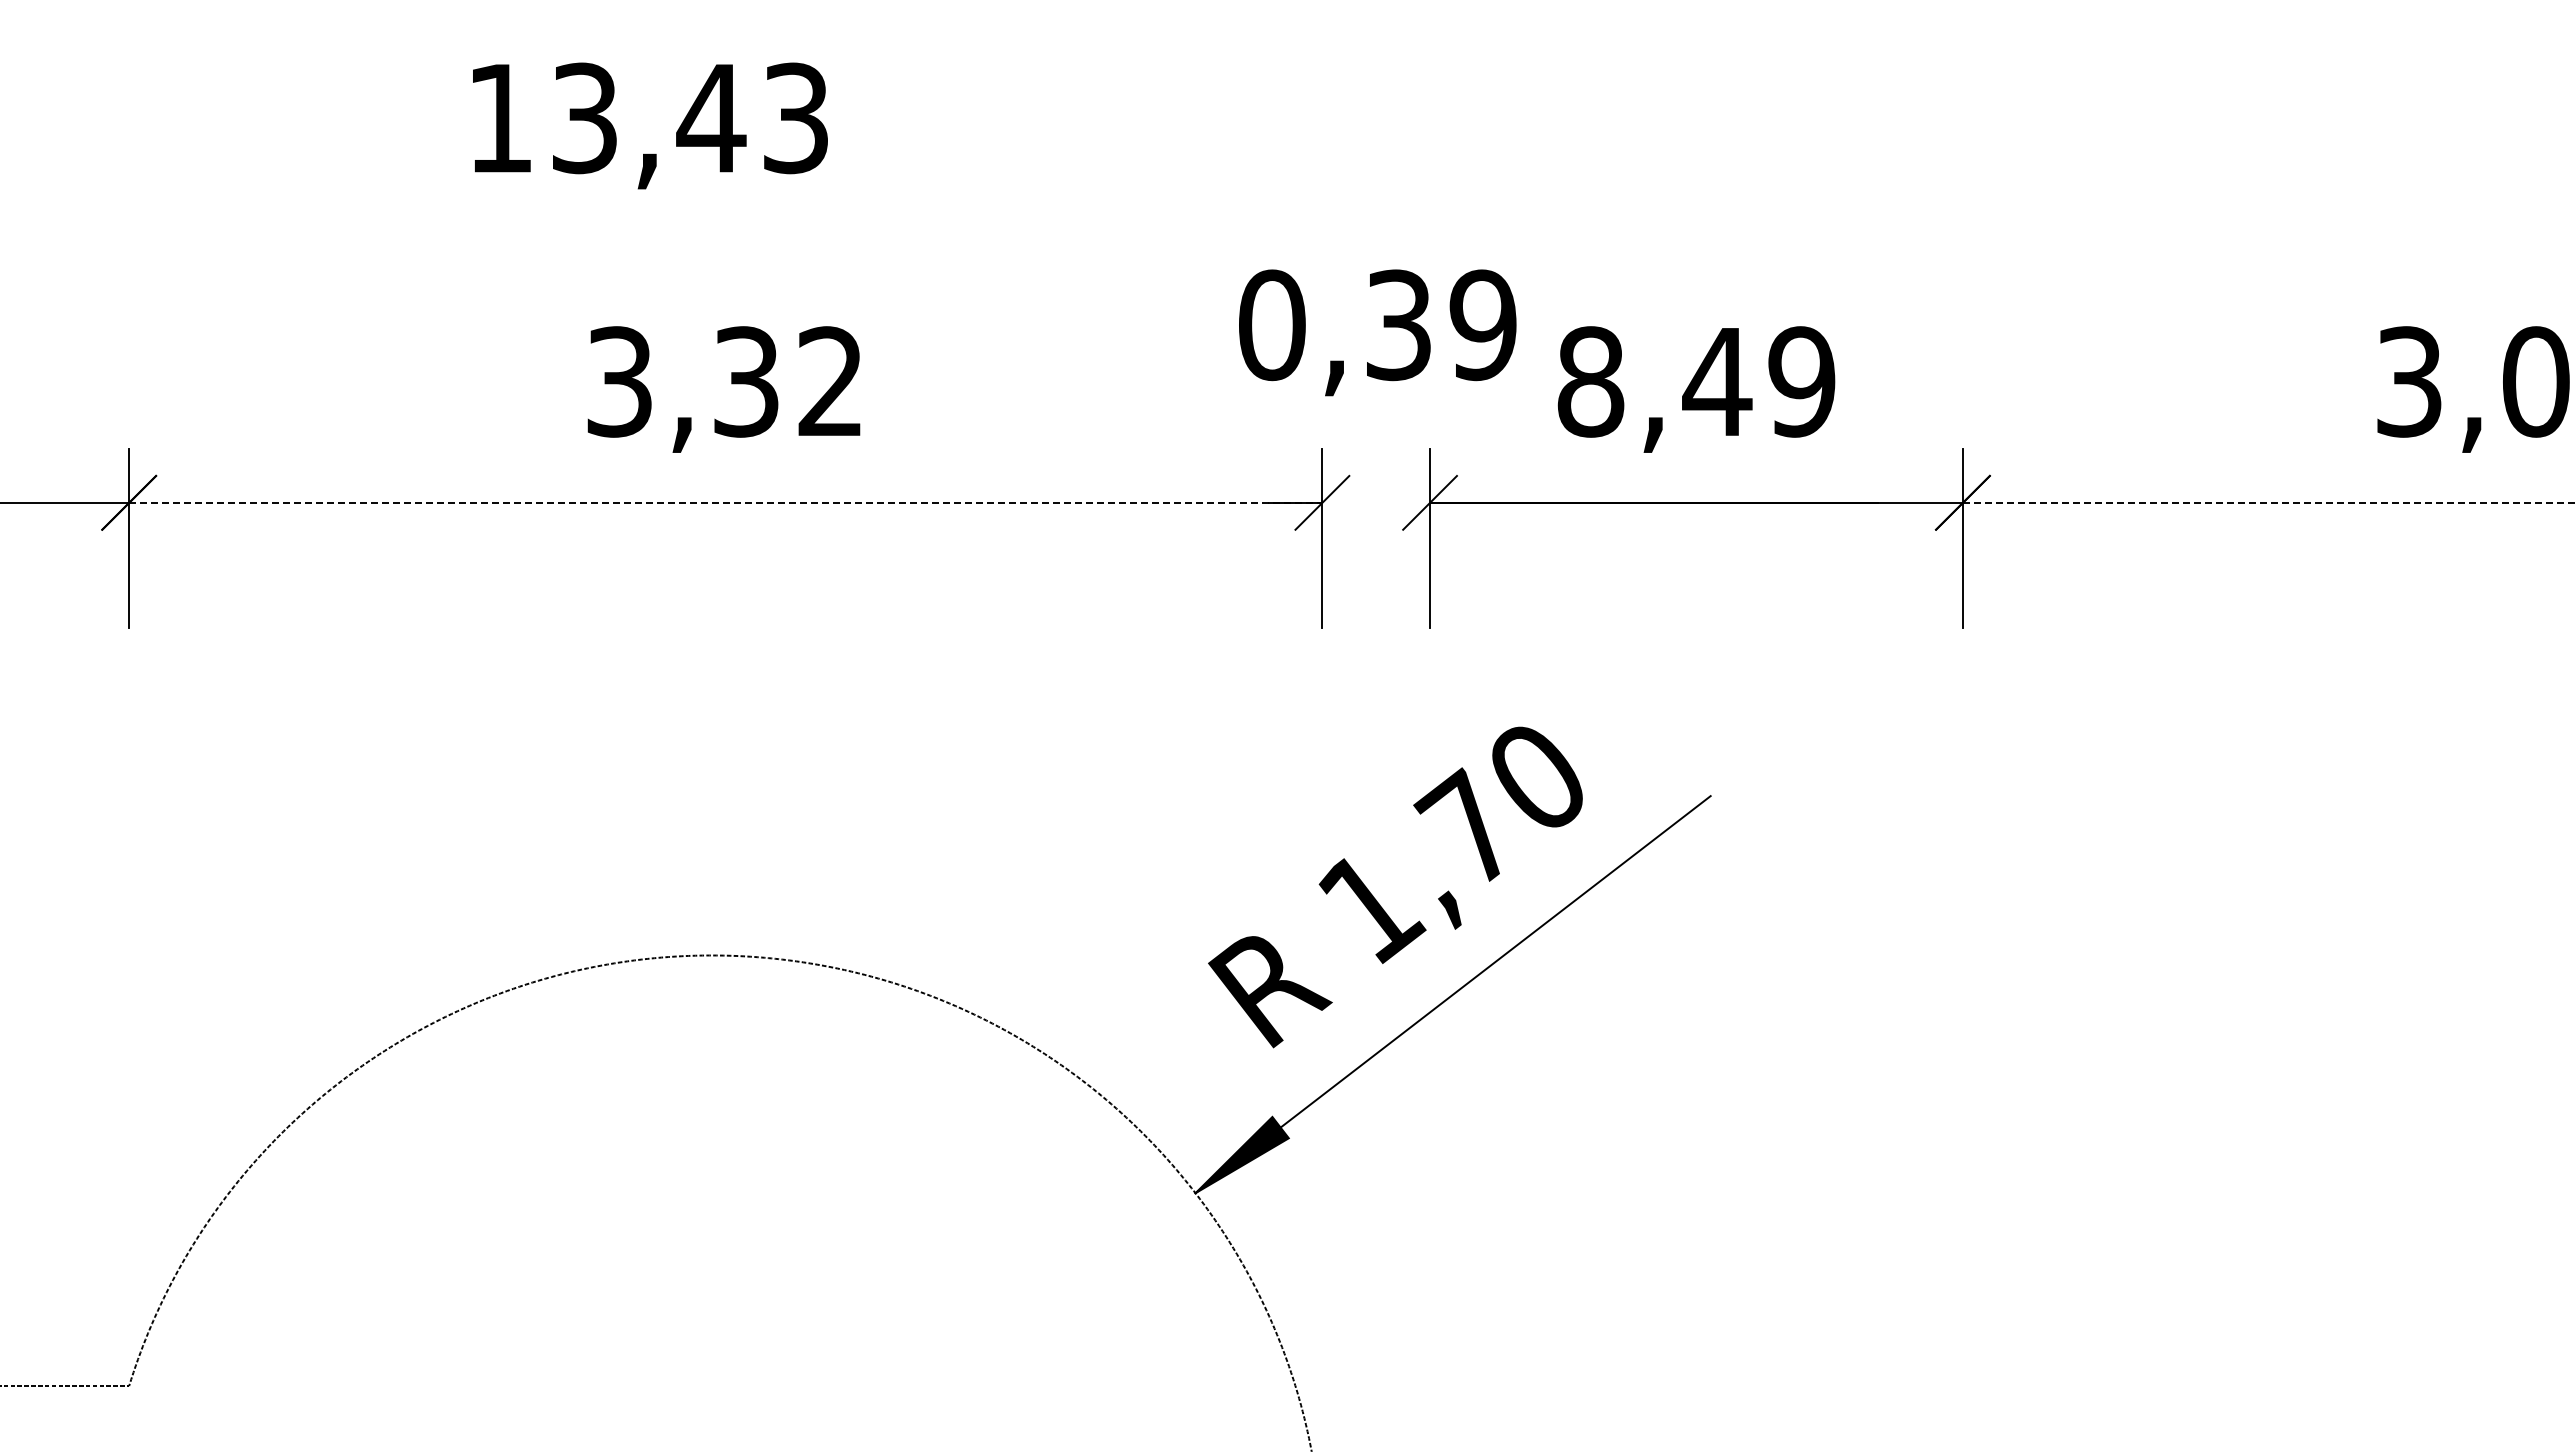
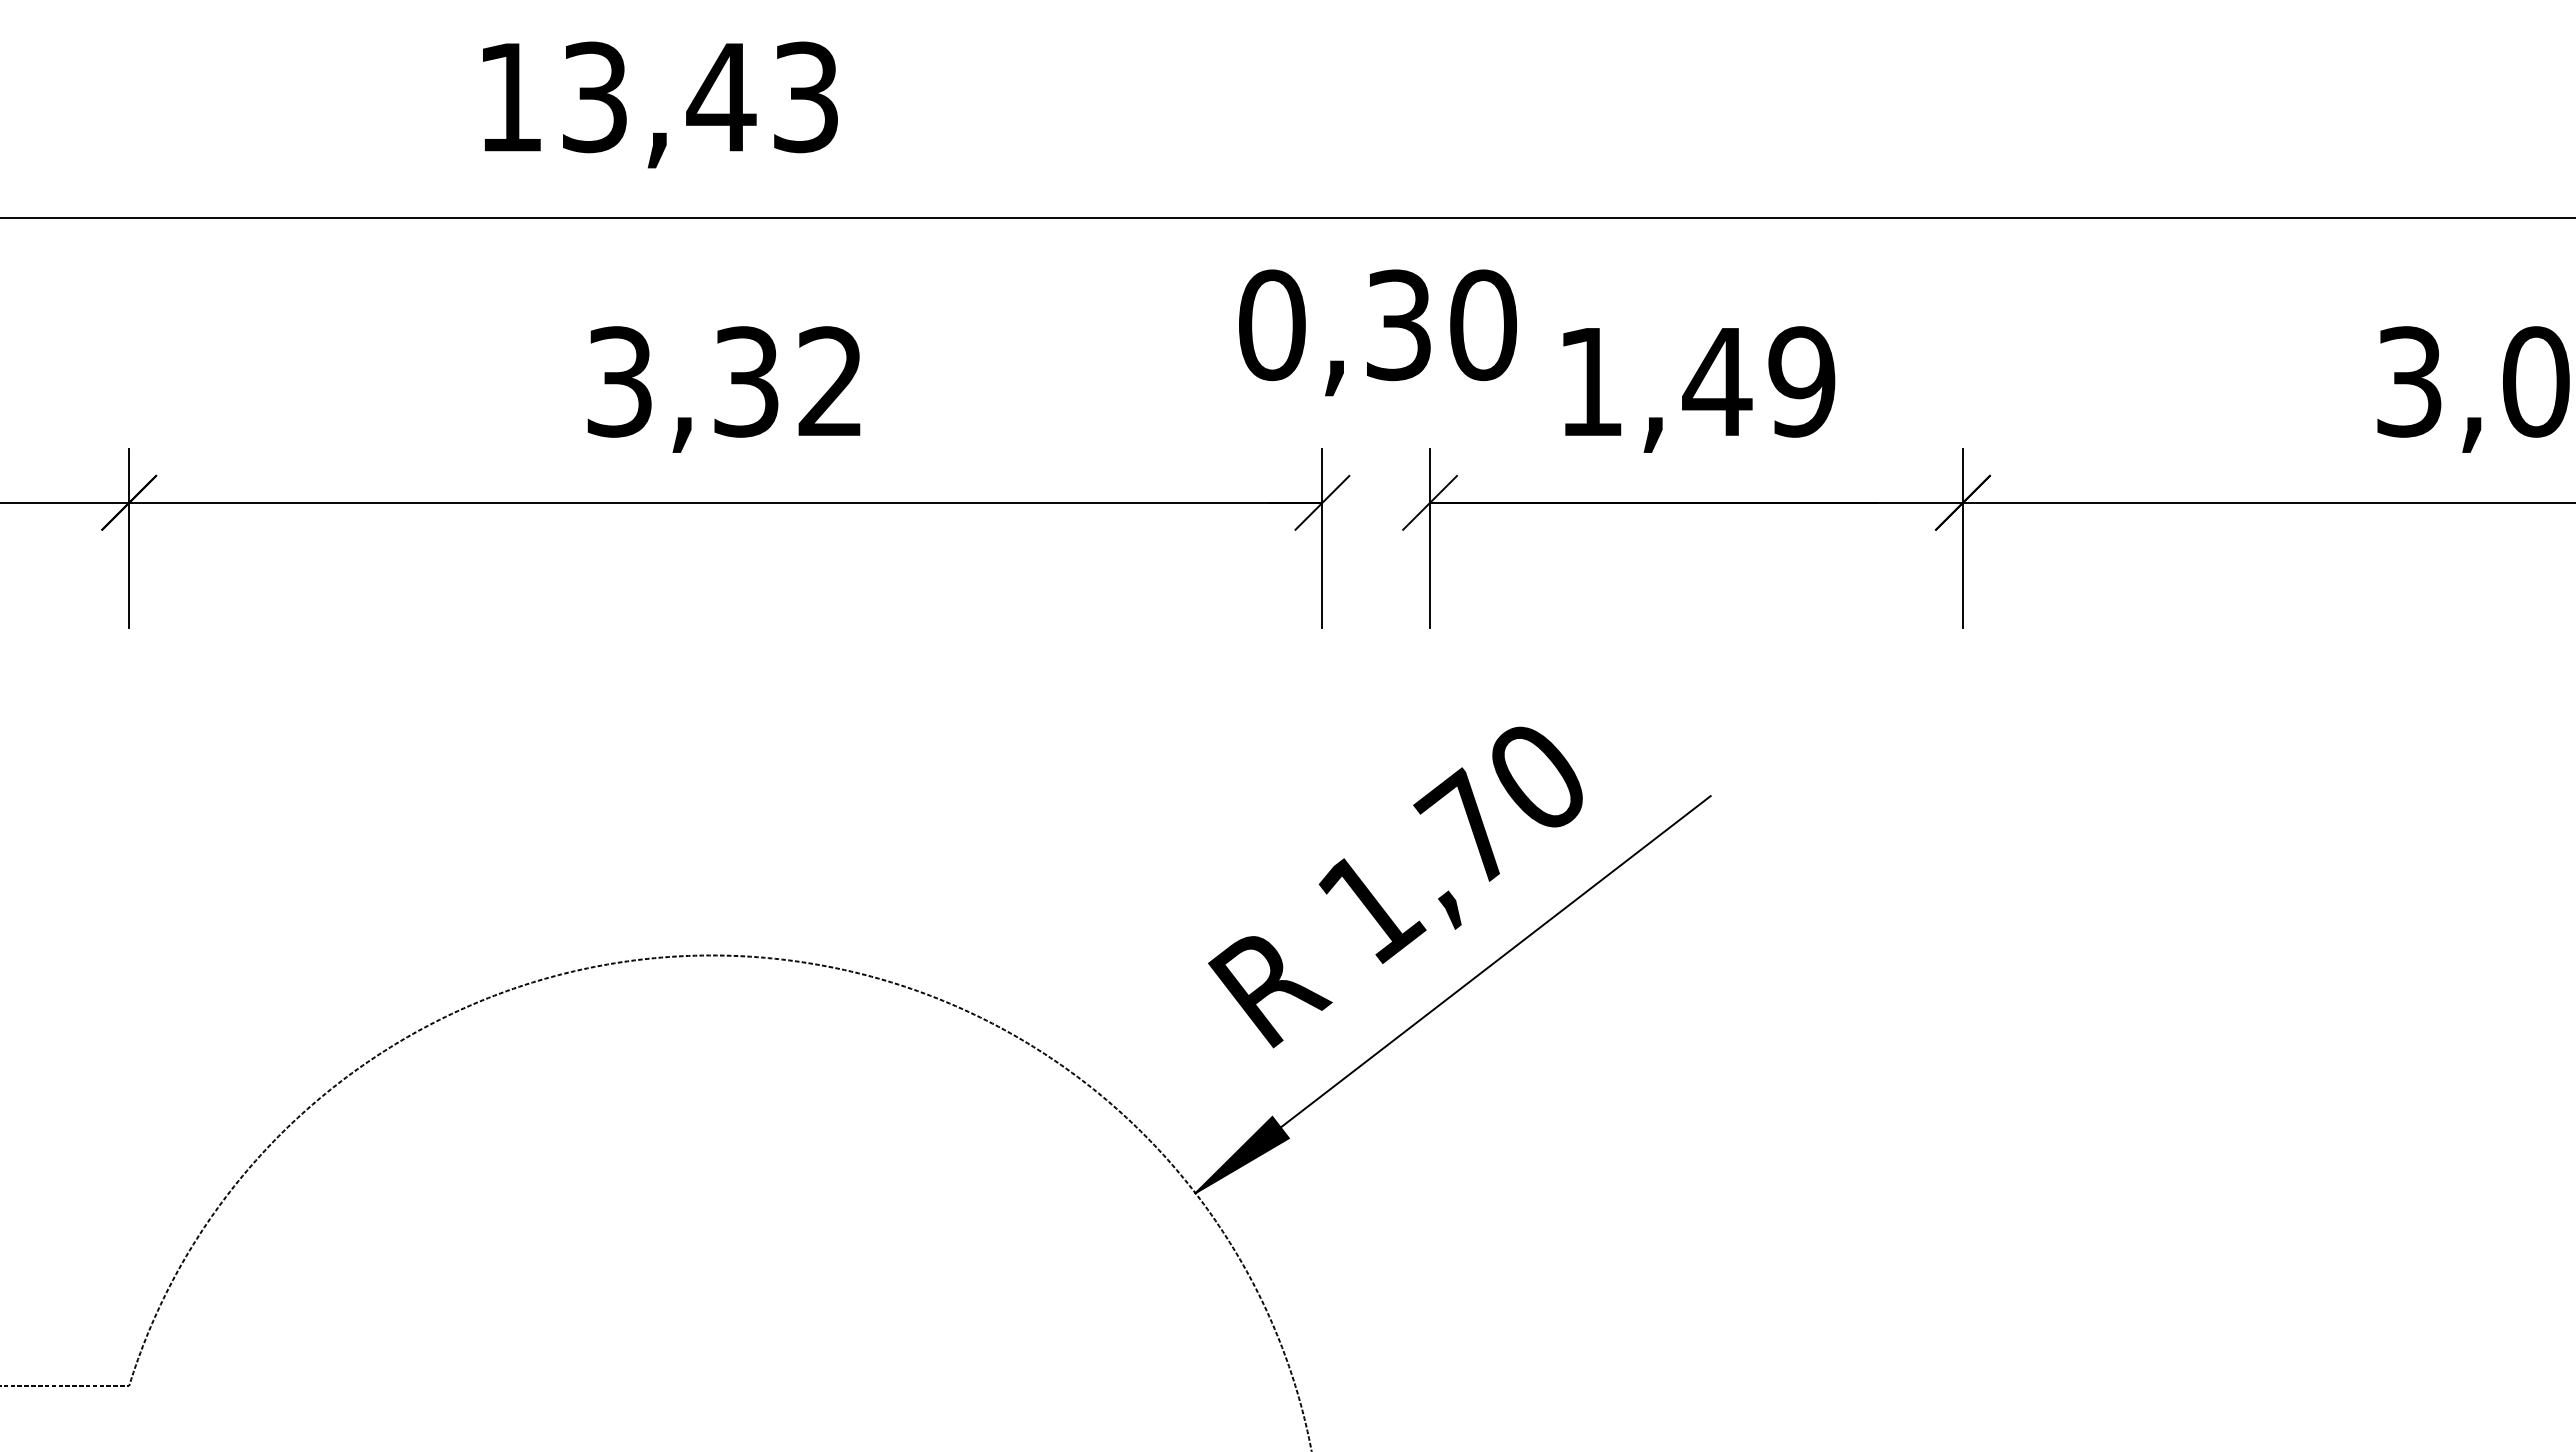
text position: (650, 125) -> (660, 104) (660, 104)
line: none -> present (1287, 218)
text: 0,39 -> 0,30 (1482, 325)
text: 8,49 -> 1,49 (1590, 381)
line: dashed -> solid (725, 502)
line: dashed -> solid (2269, 502)
